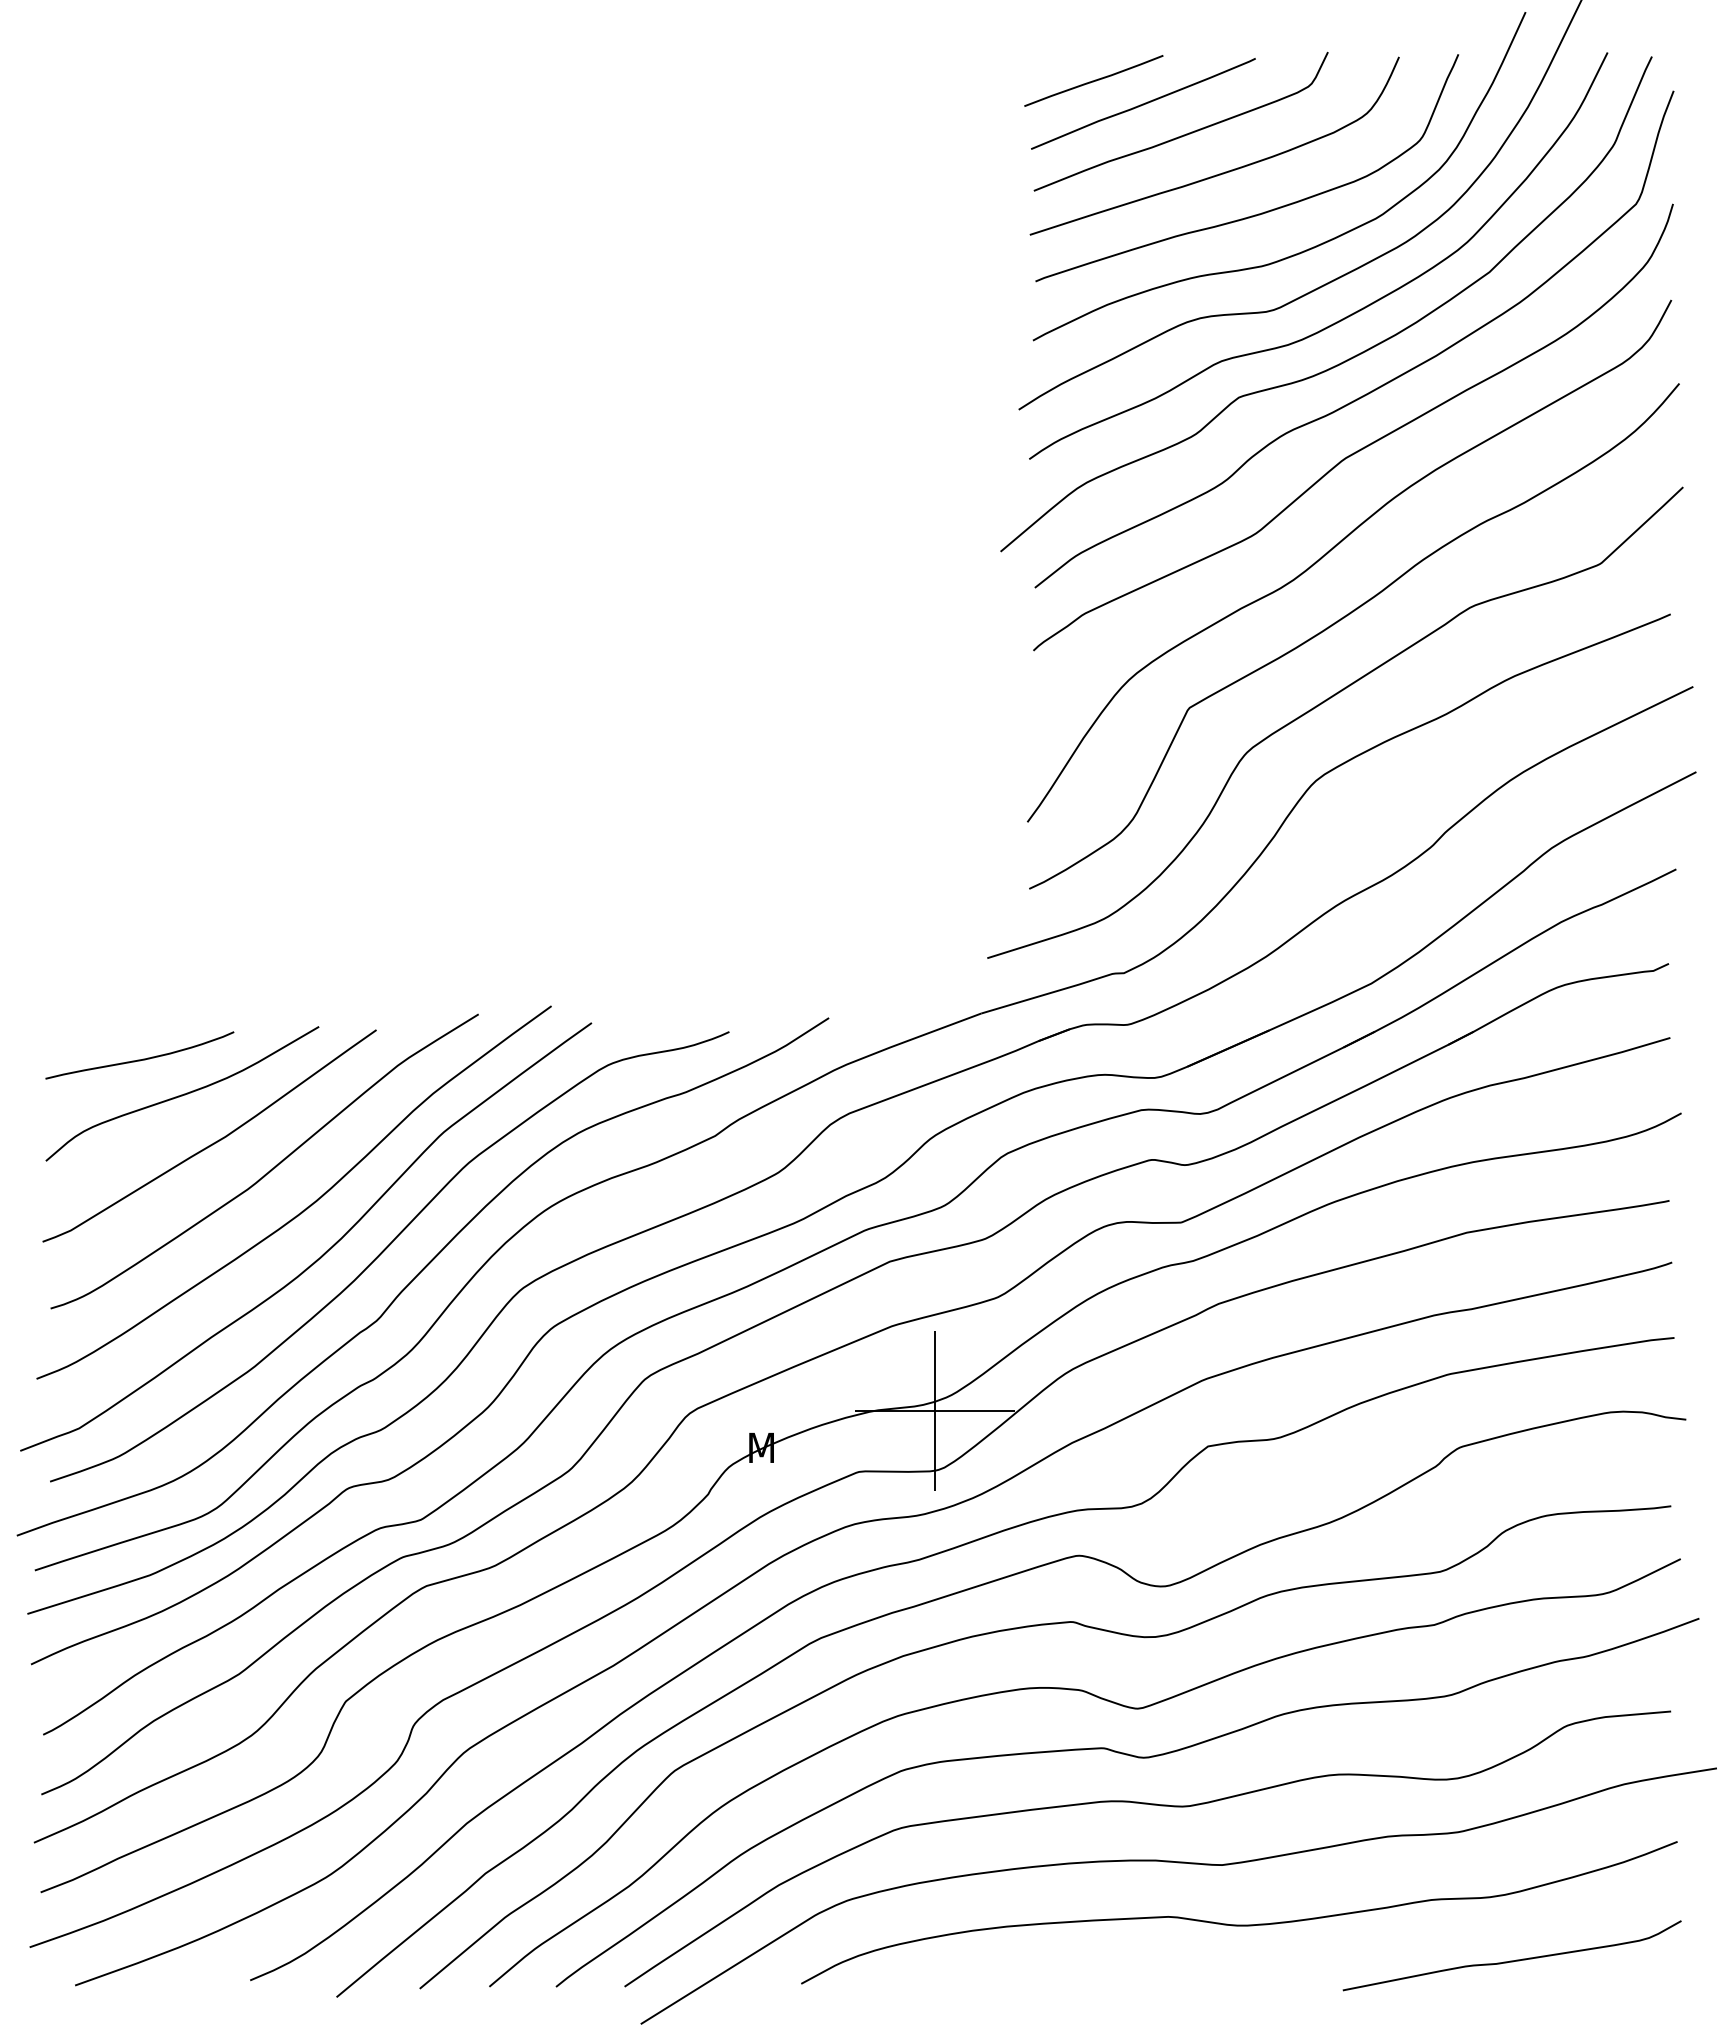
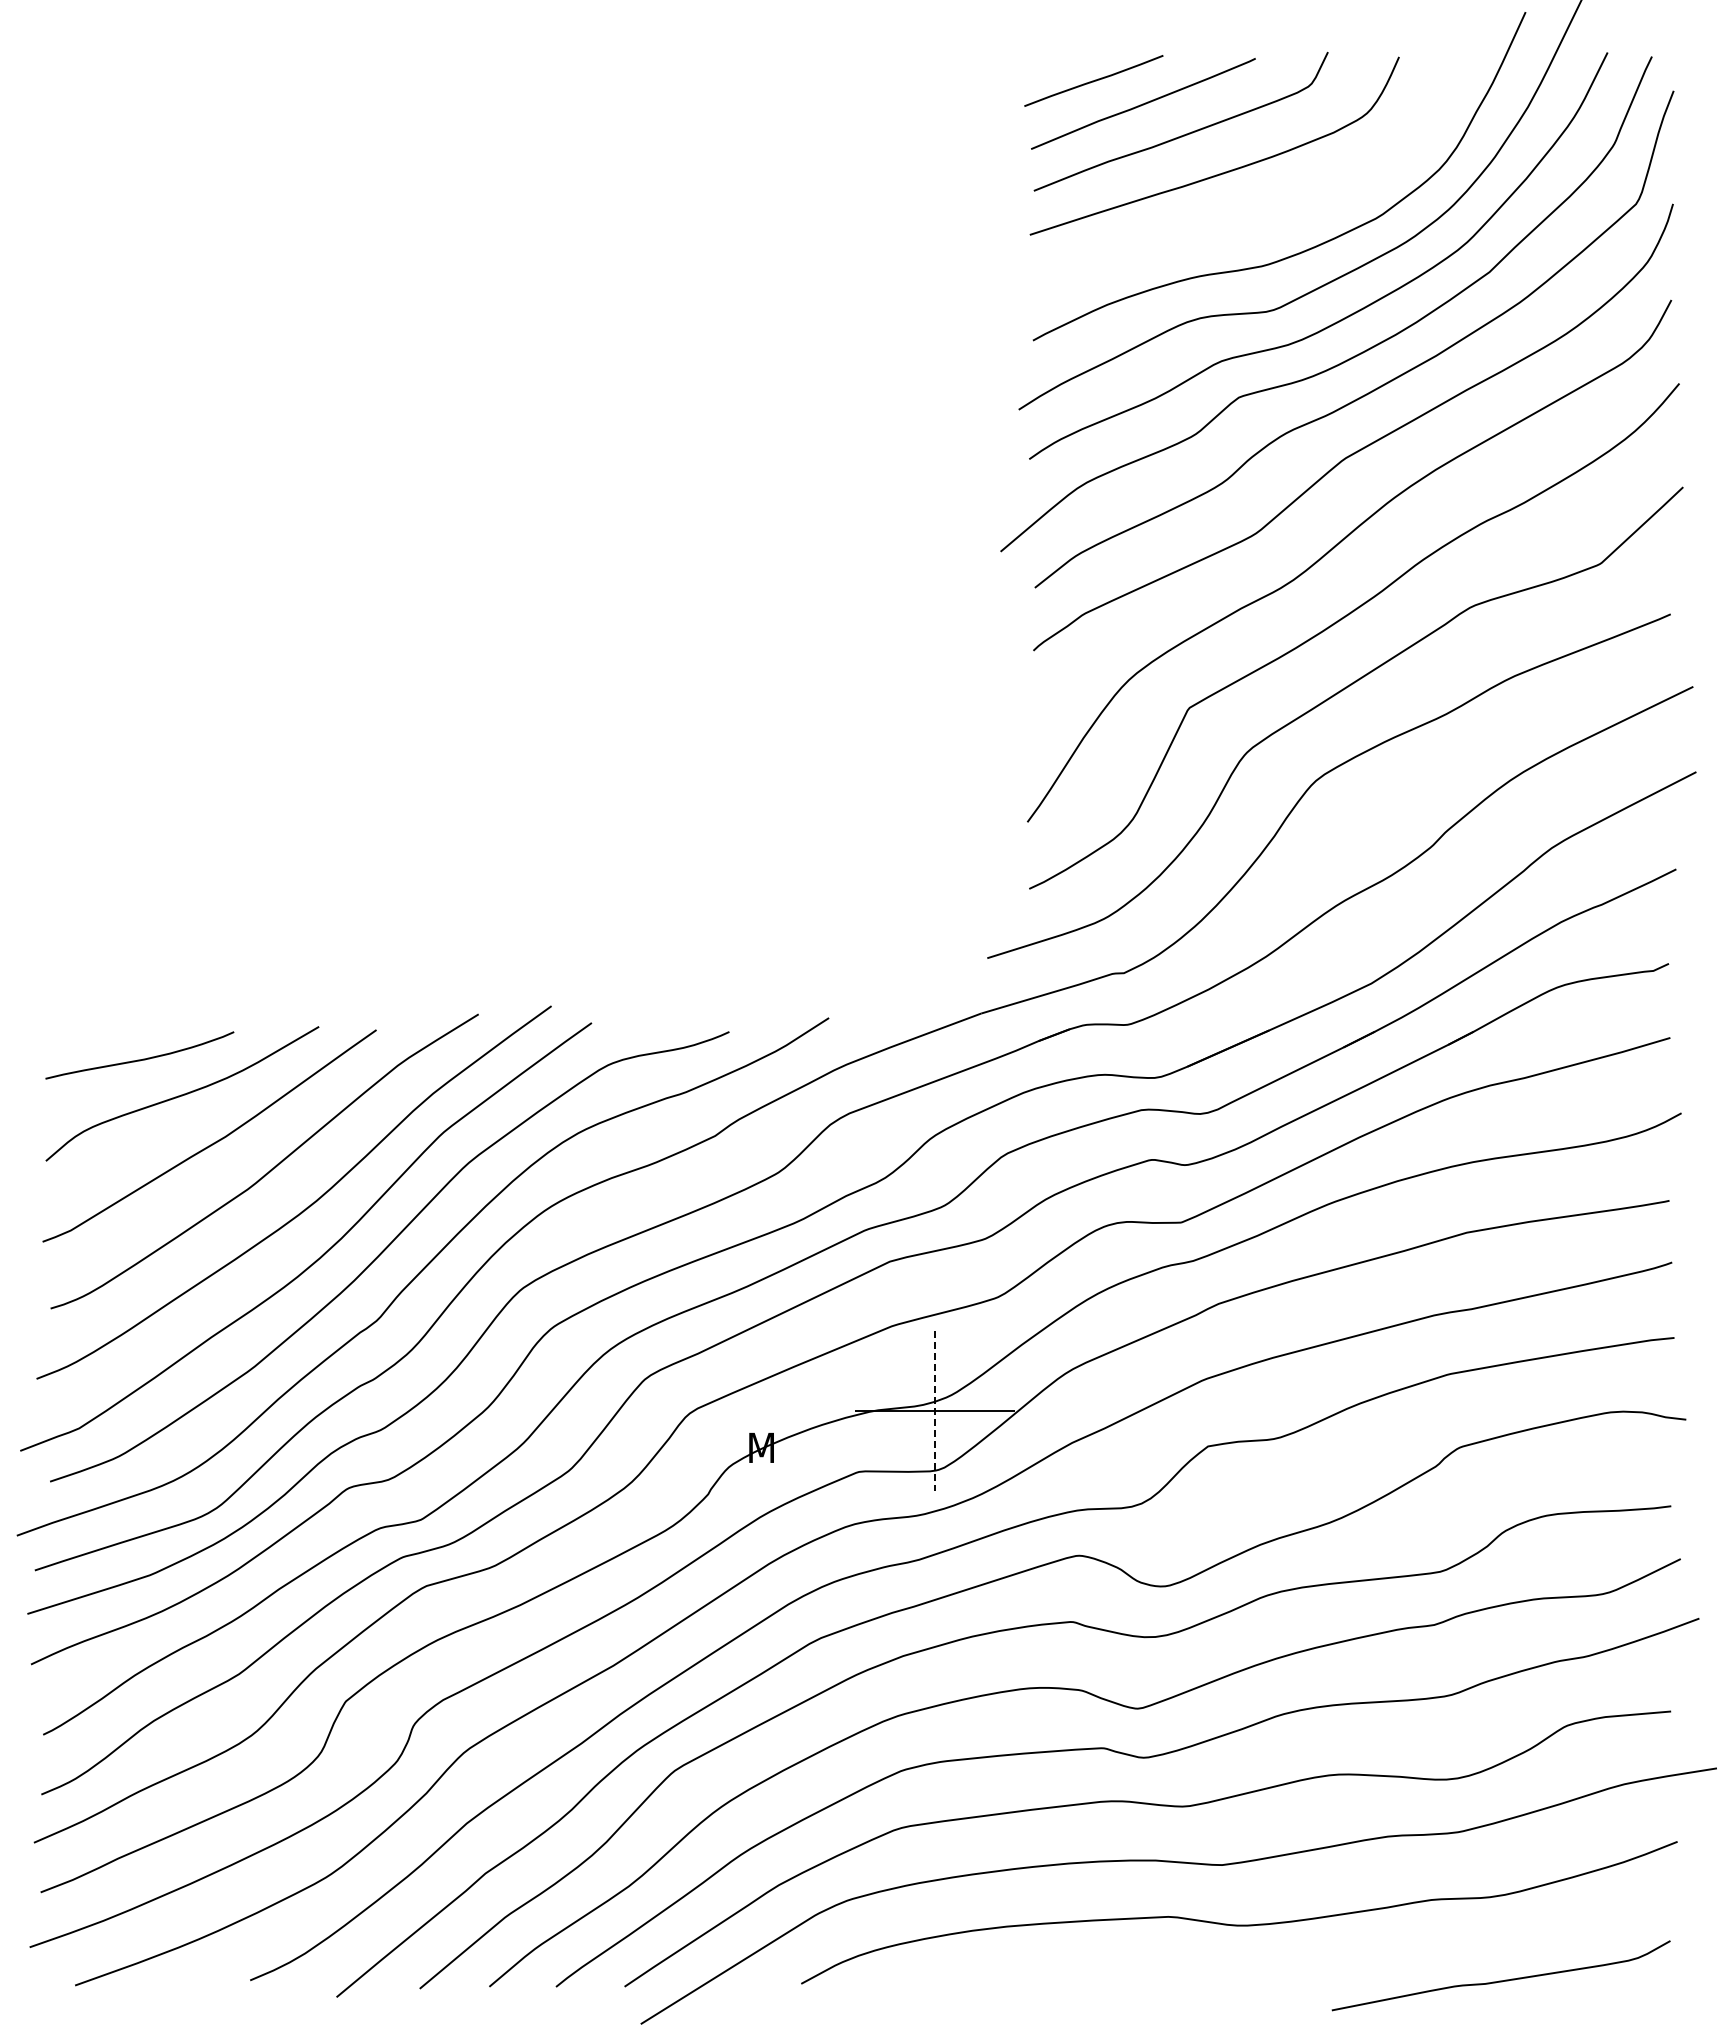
curve: present -> none (1261, 212)
line: solid -> dashed (934, 1411)
curve position: (1511, 1960) -> (1500, 1980) (1500, 1980)
